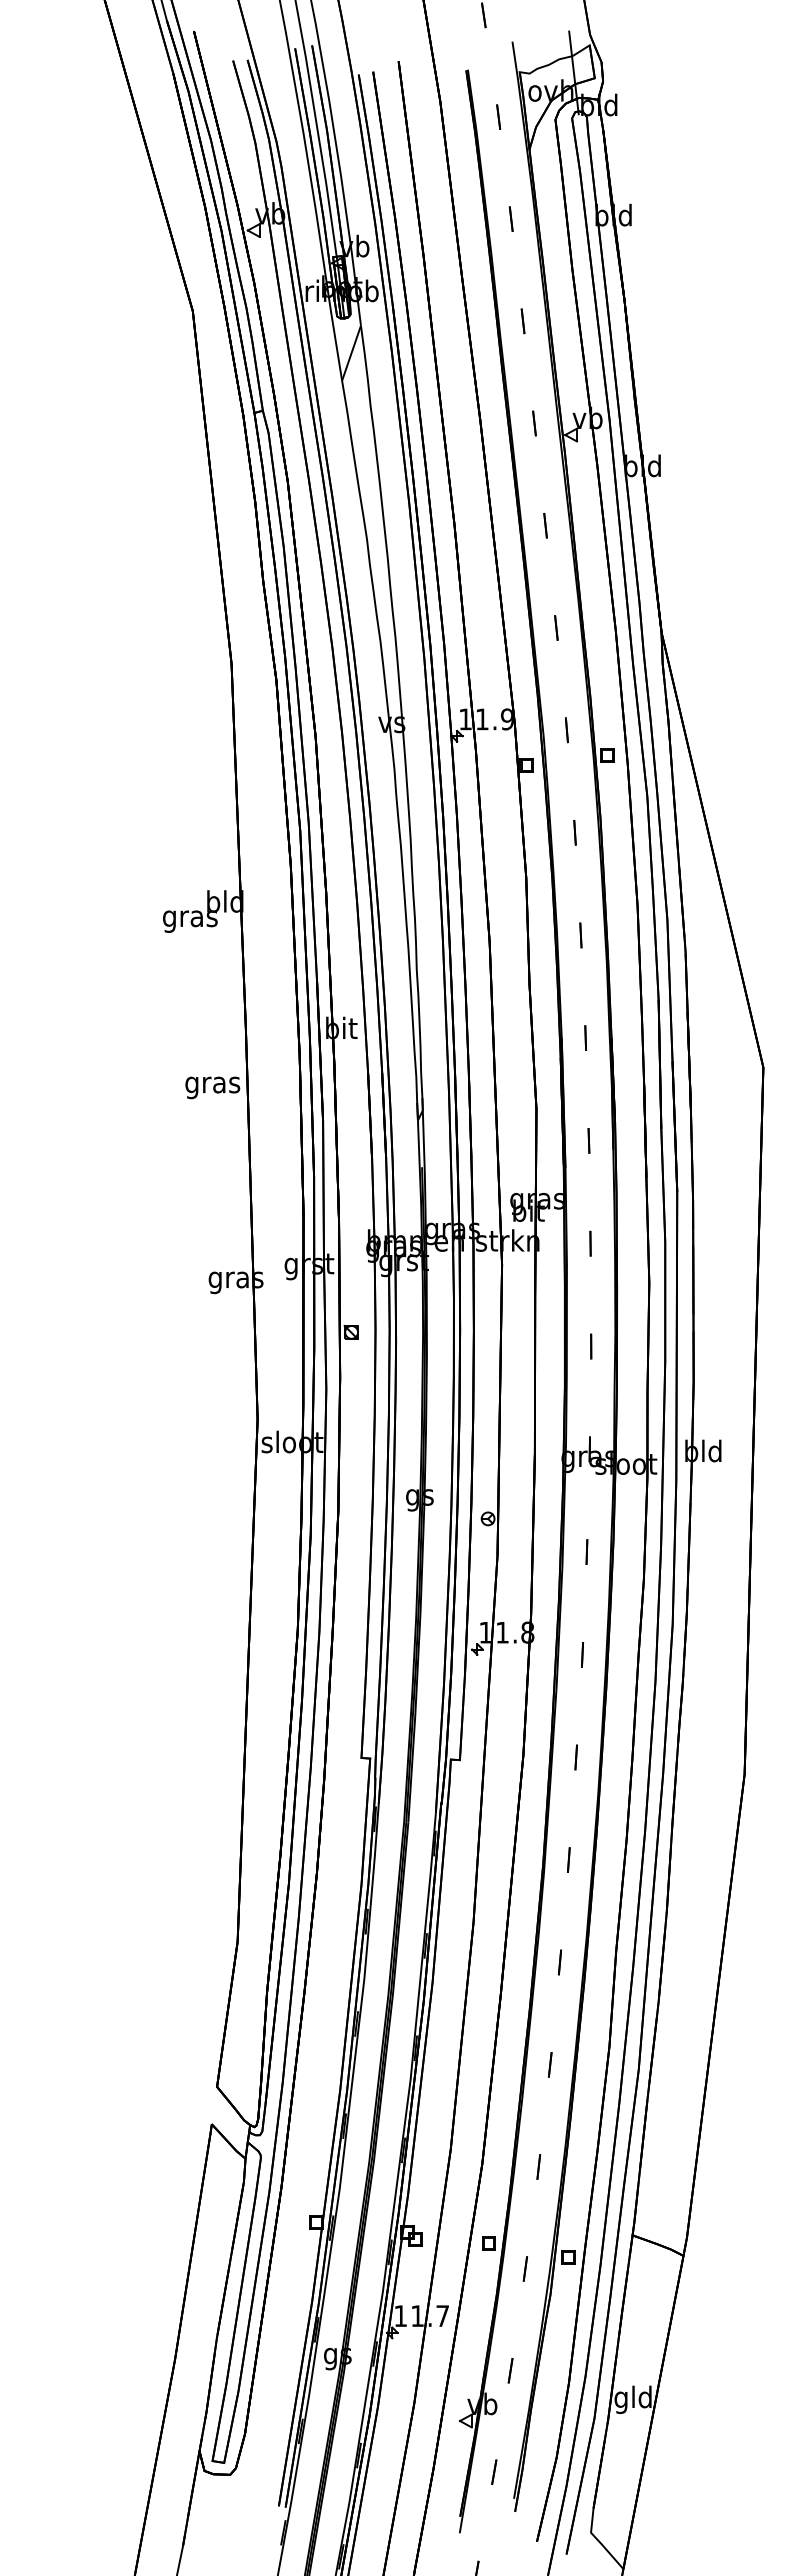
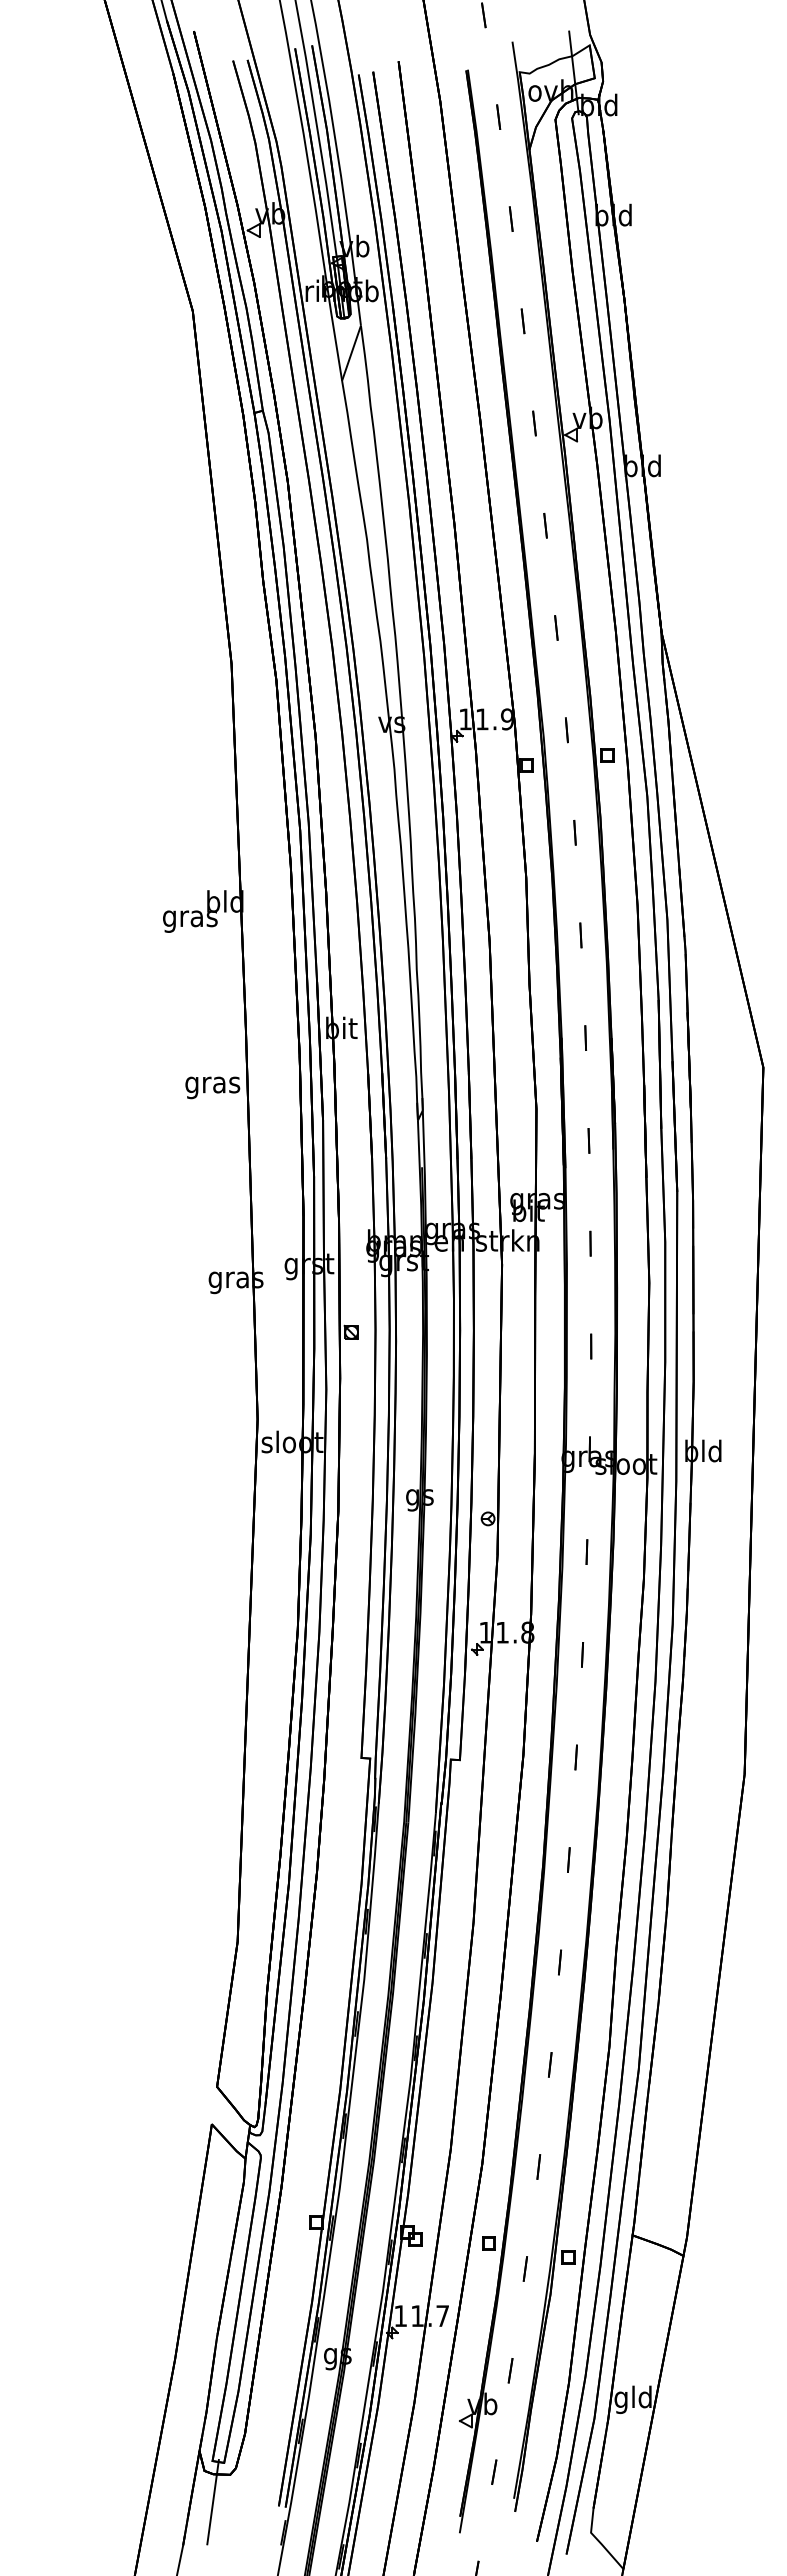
line: none -> present (212, 2502)
